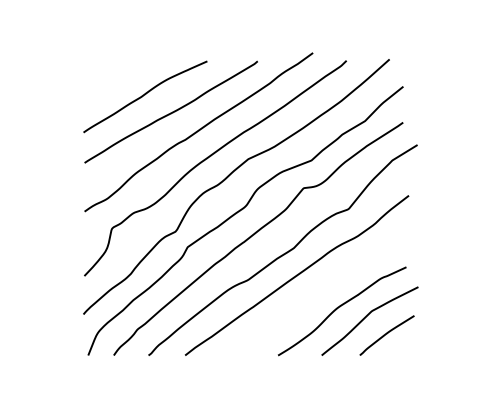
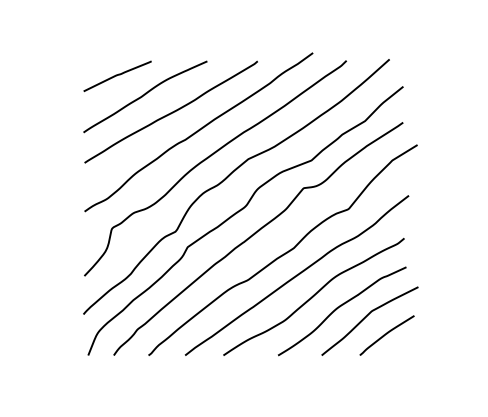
curve: none -> present (117, 75)
curve: none -> present (313, 296)
